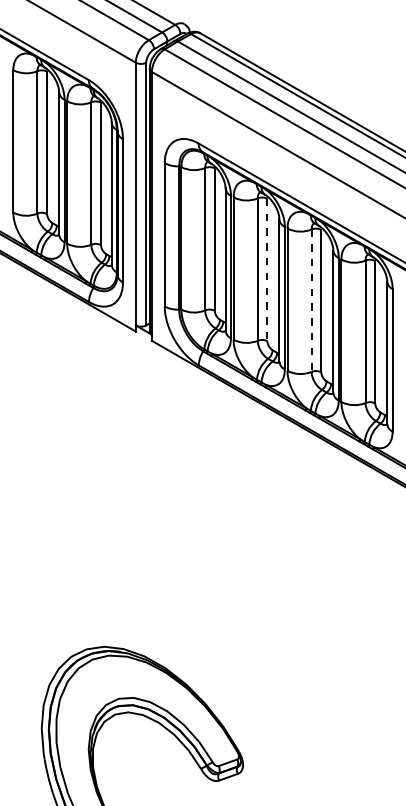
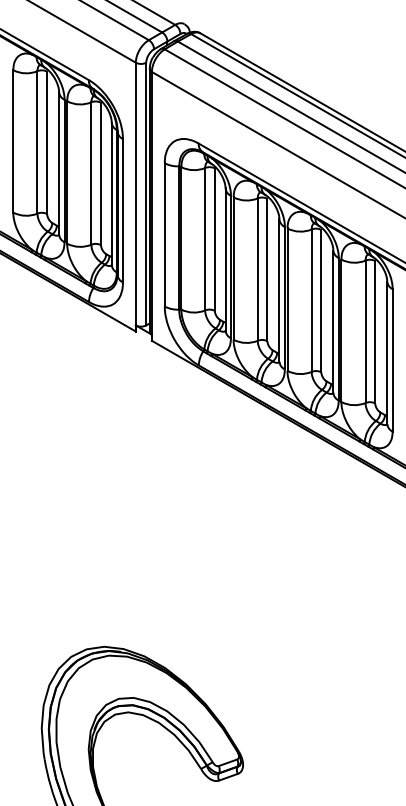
line: dashed -> solid (267, 270)
line: dashed -> solid (311, 301)
